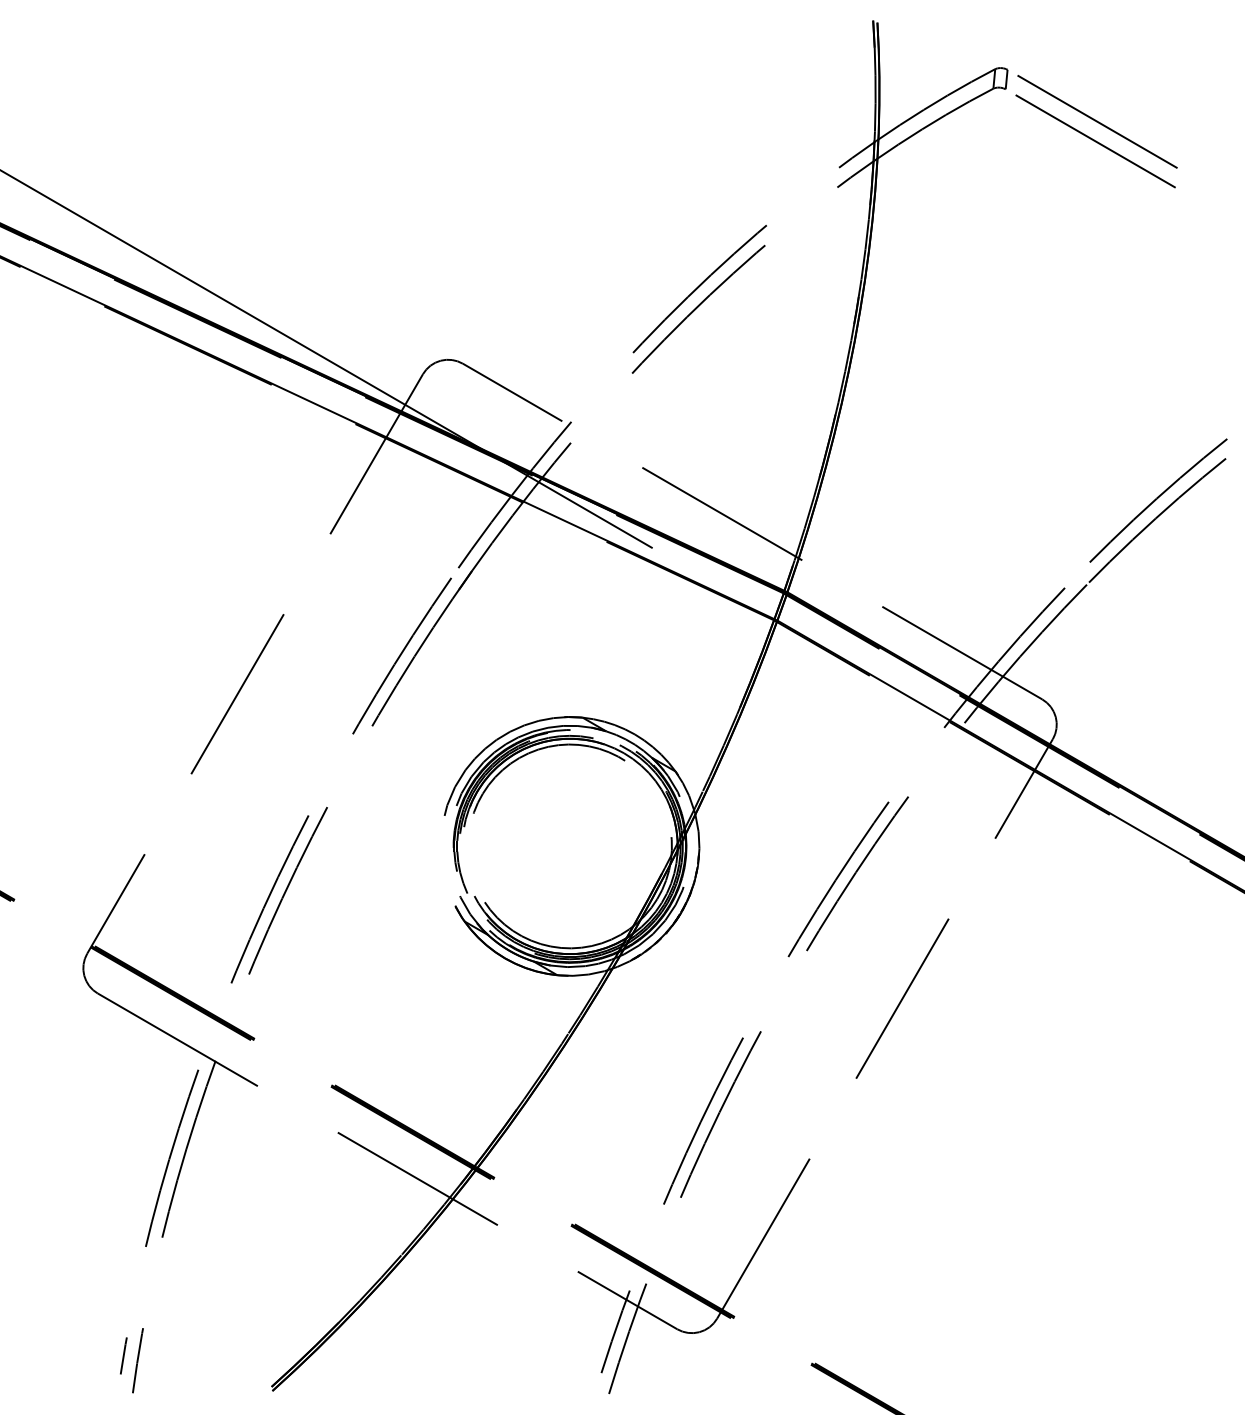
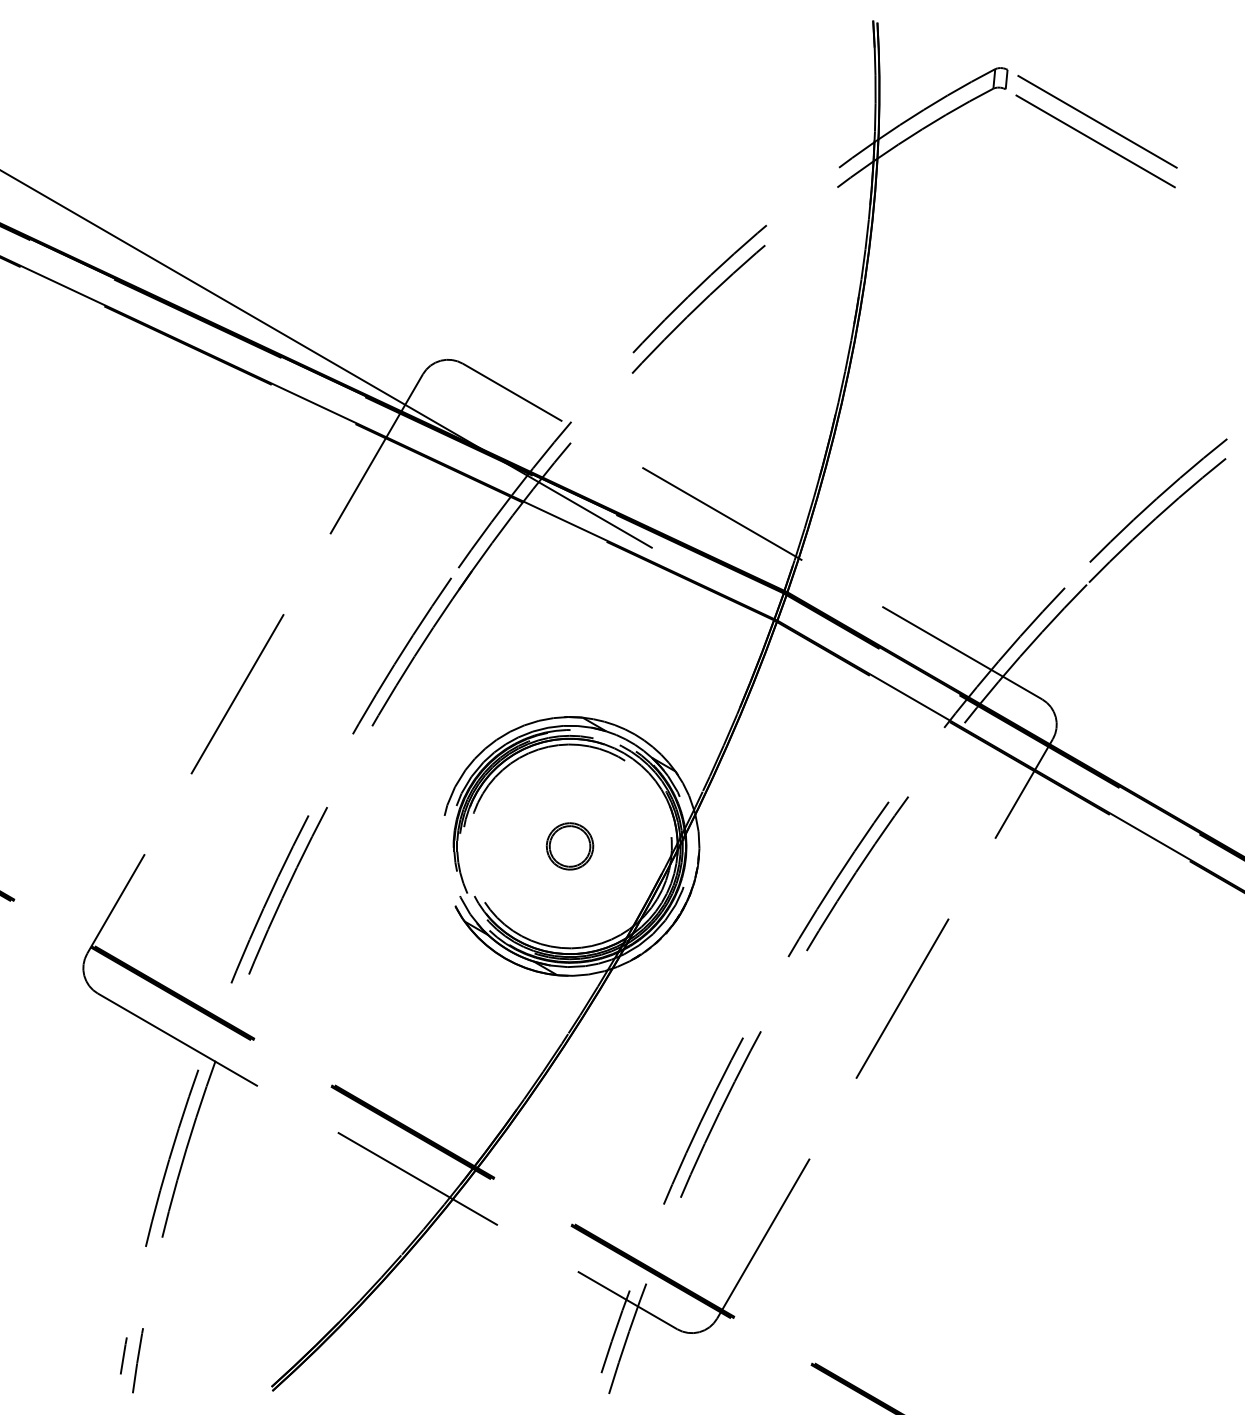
part: none -> present (569, 846)
